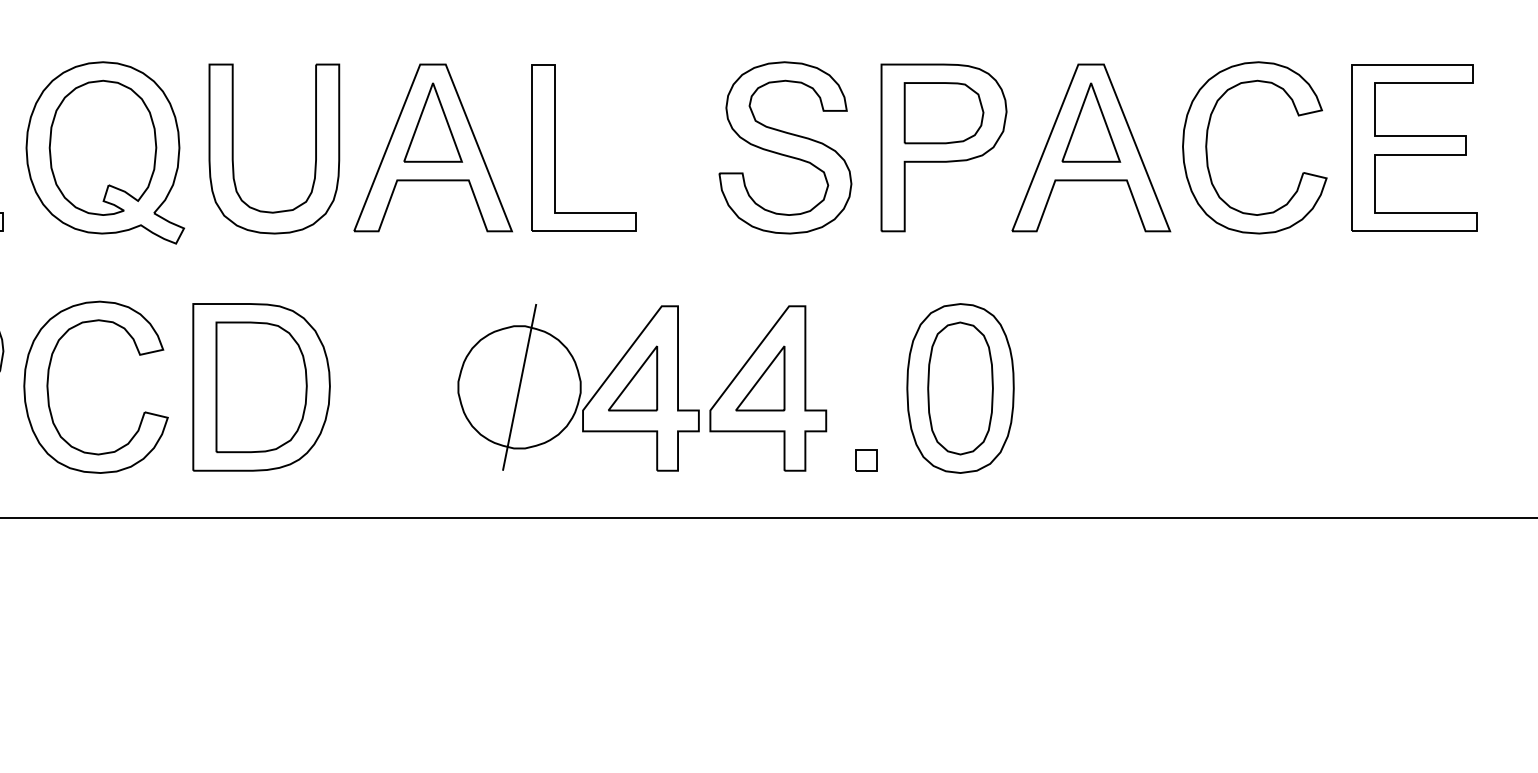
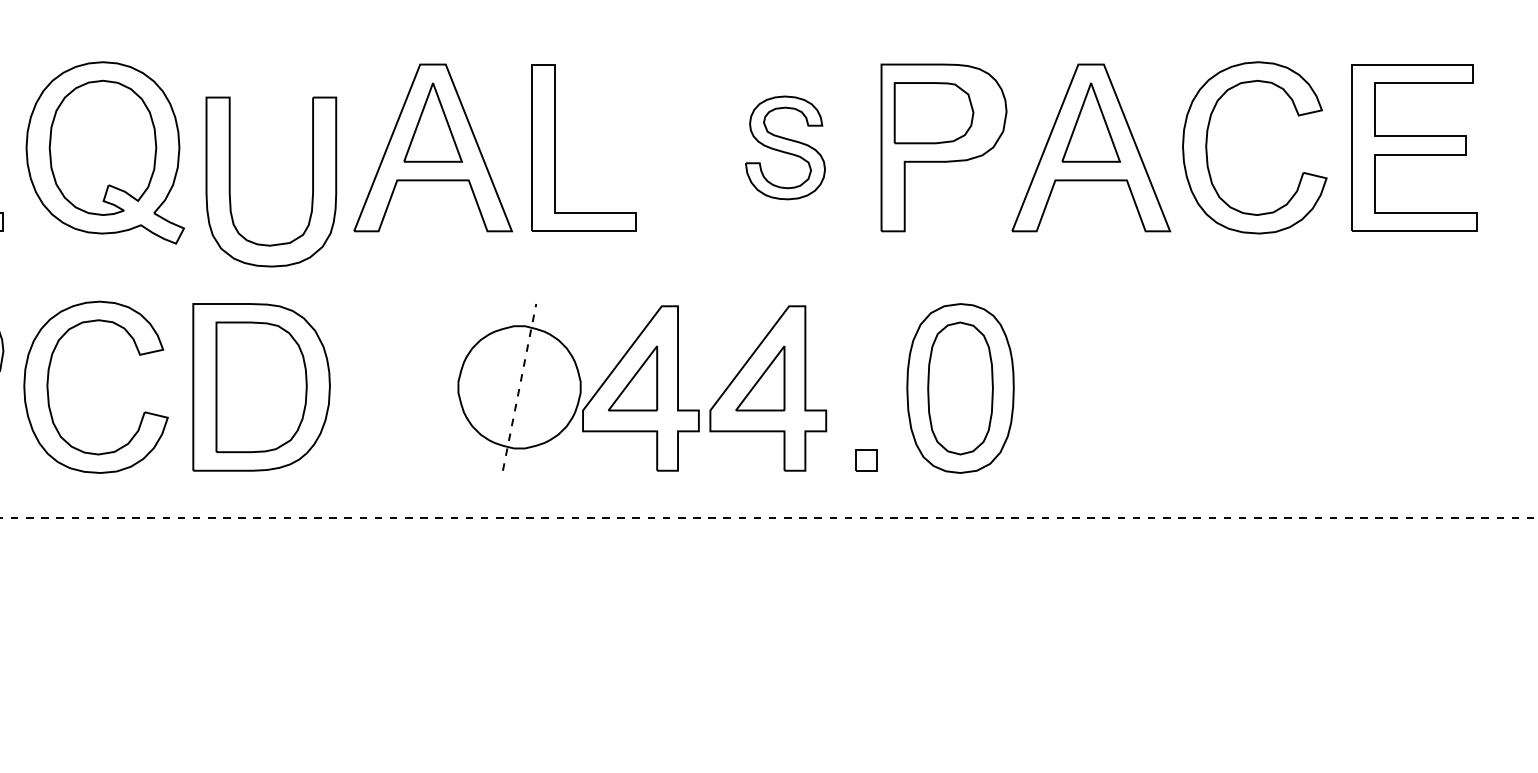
part position: (943, 113) -> (933, 113) (933, 113)
part size: 135x174 px -> 81x106 px (785, 147)
part position: (233, 148) -> (230, 181) (230, 181)
line: solid -> dashed (519, 386)
line: solid -> dashed (768, 517)
